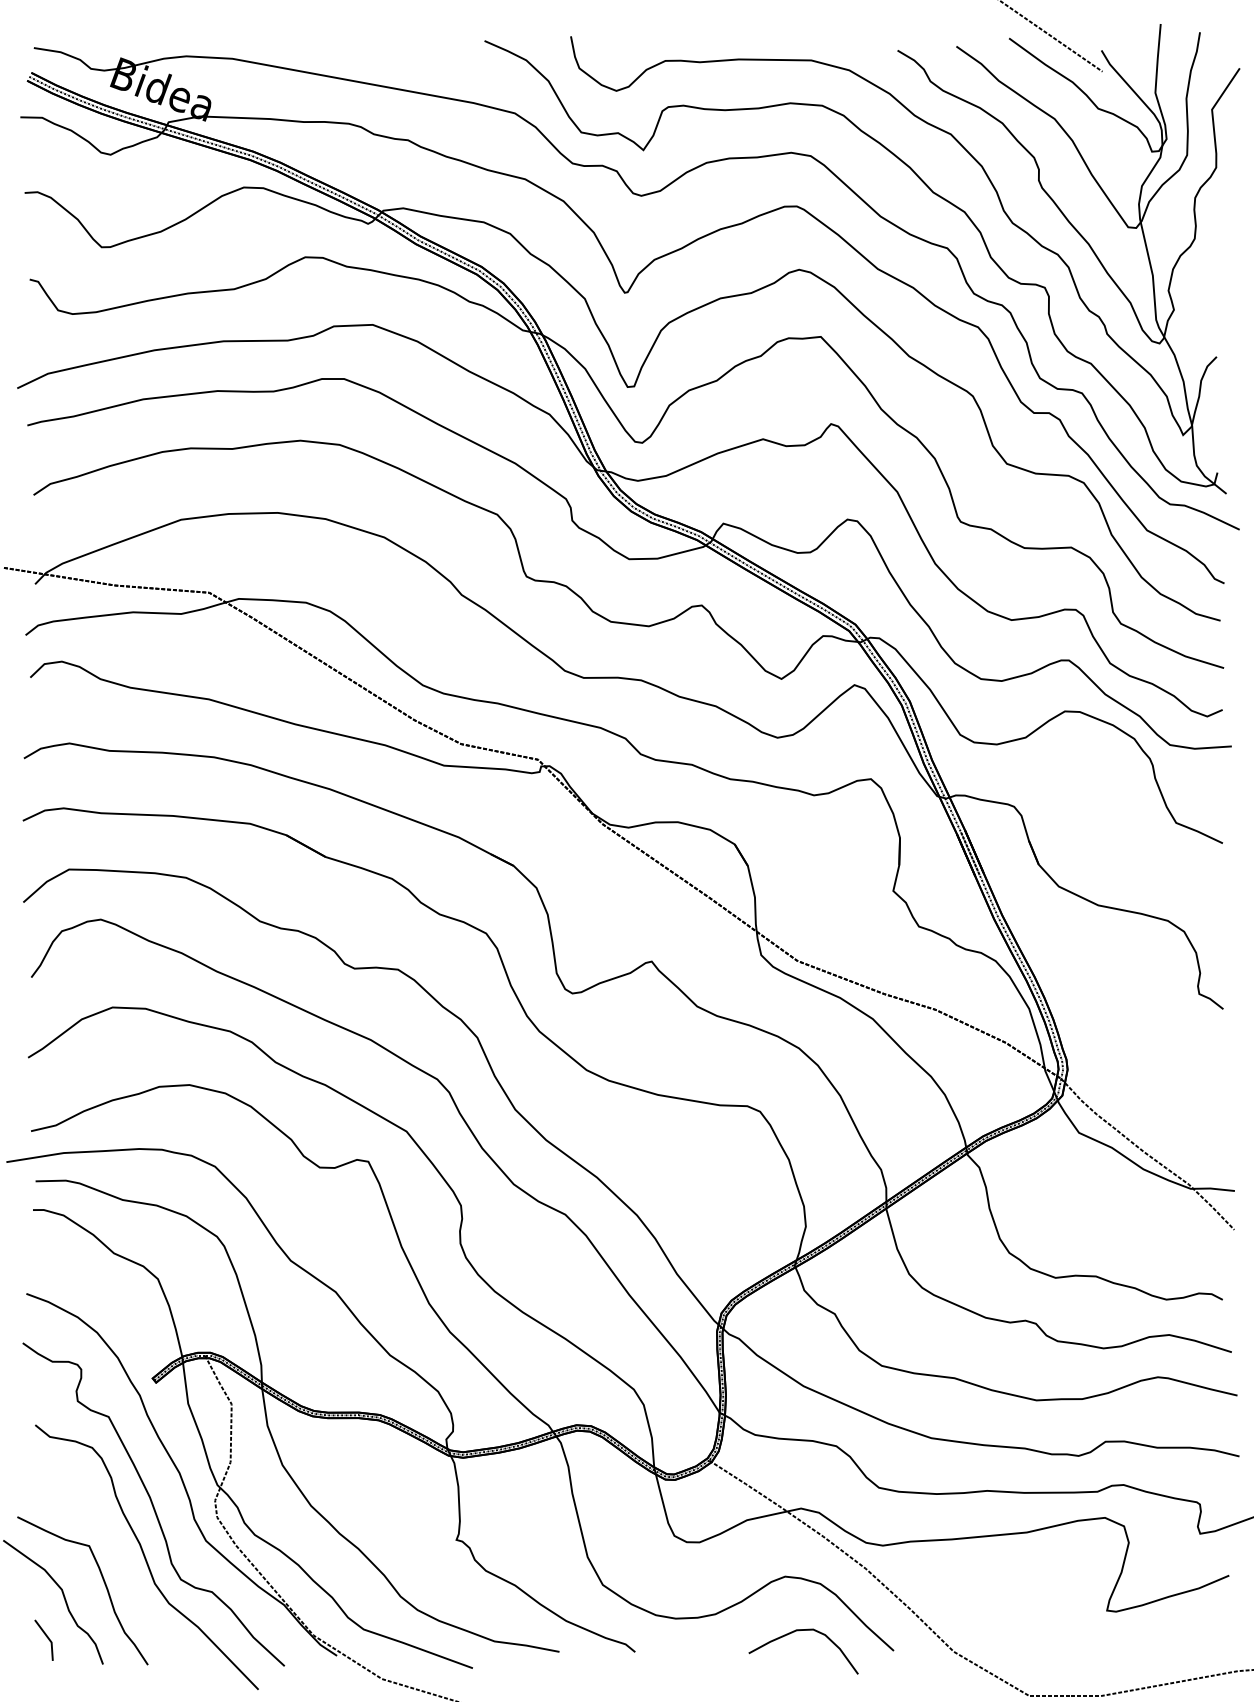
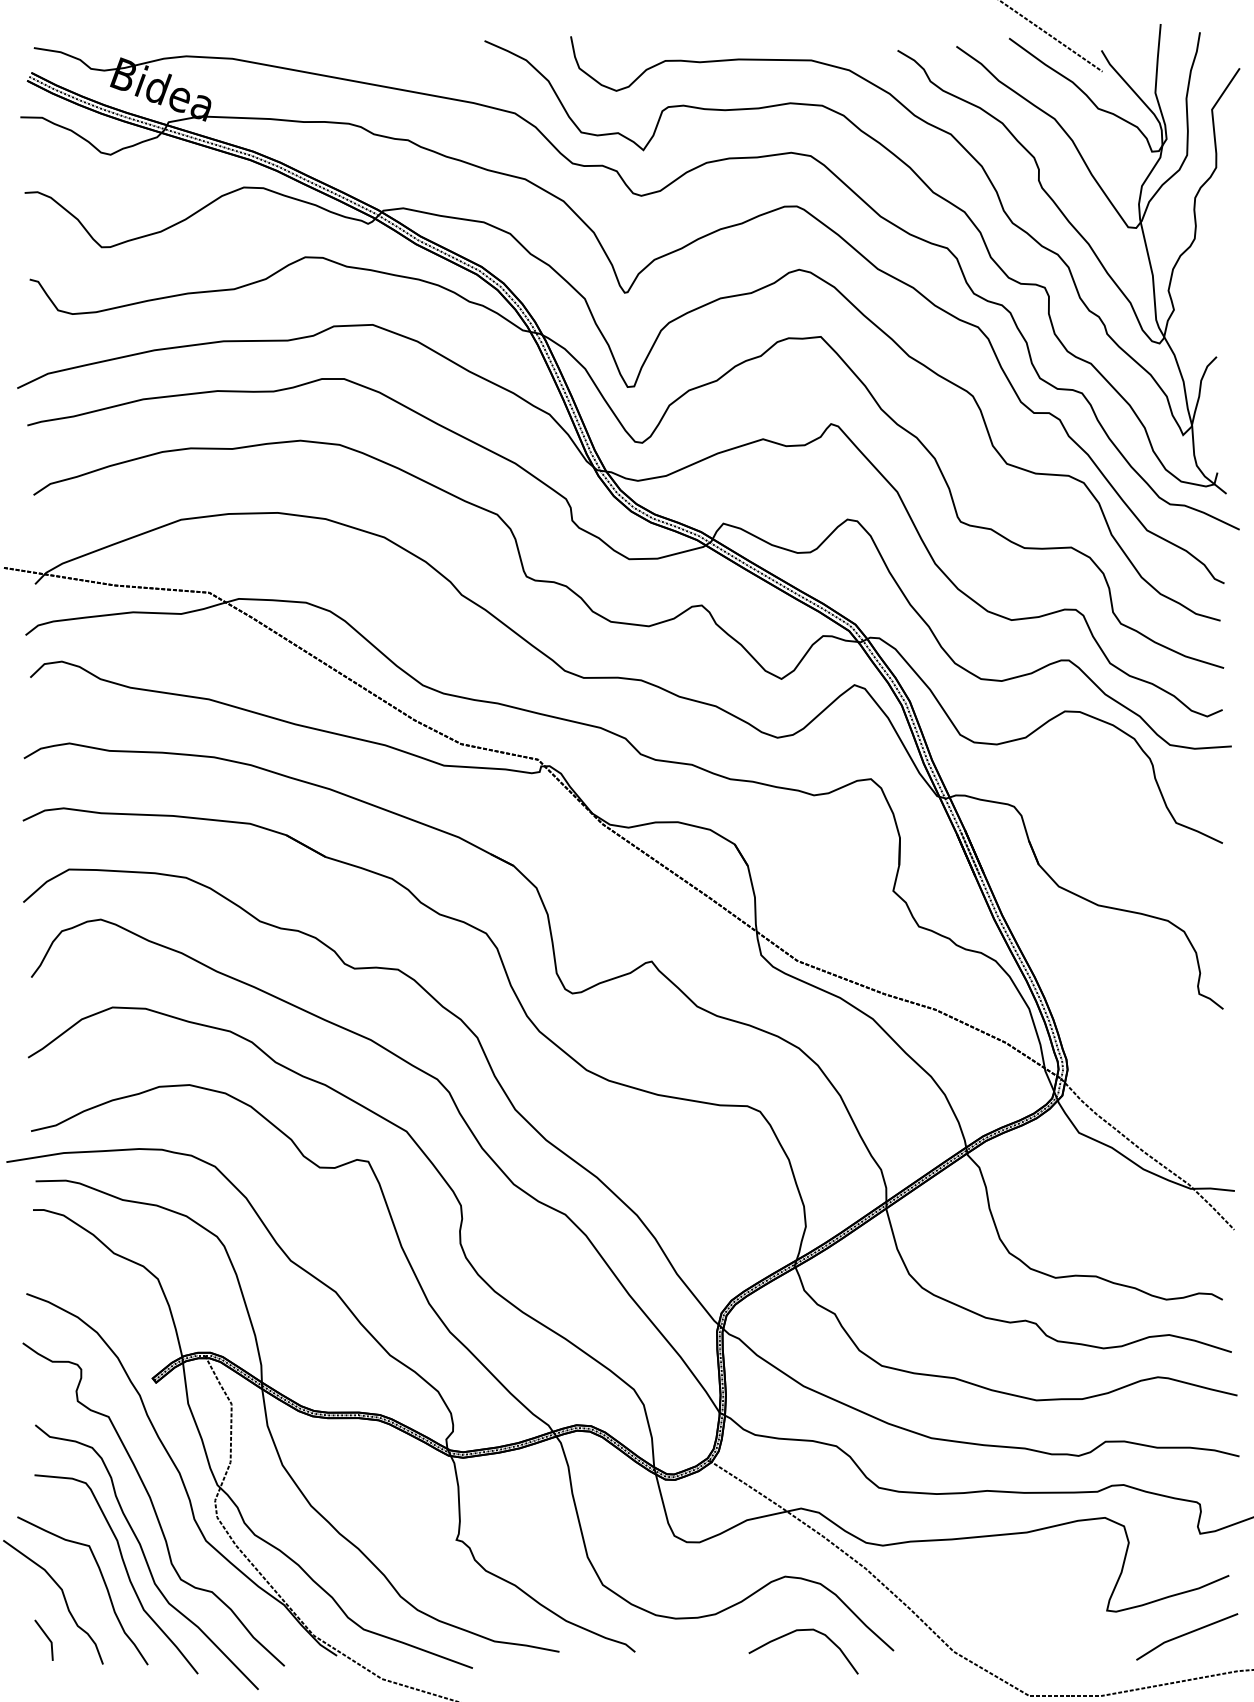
part: none -> present (125, 1570)
line: none -> present (1187, 1634)
